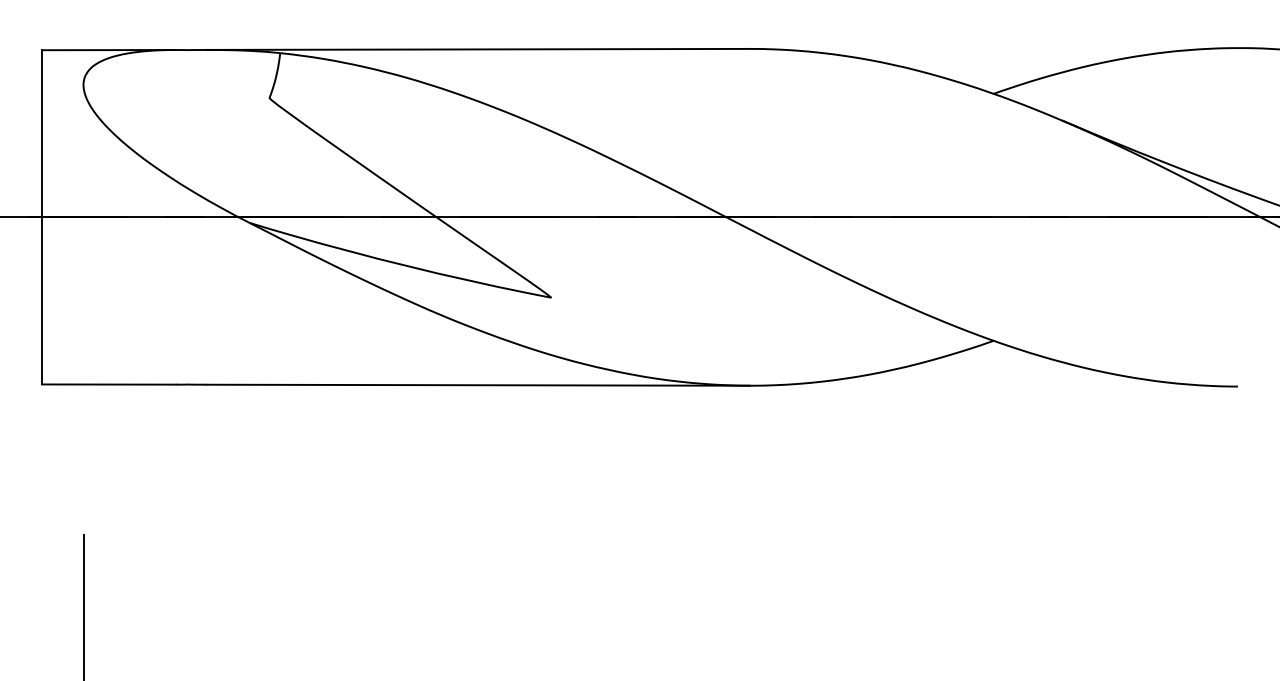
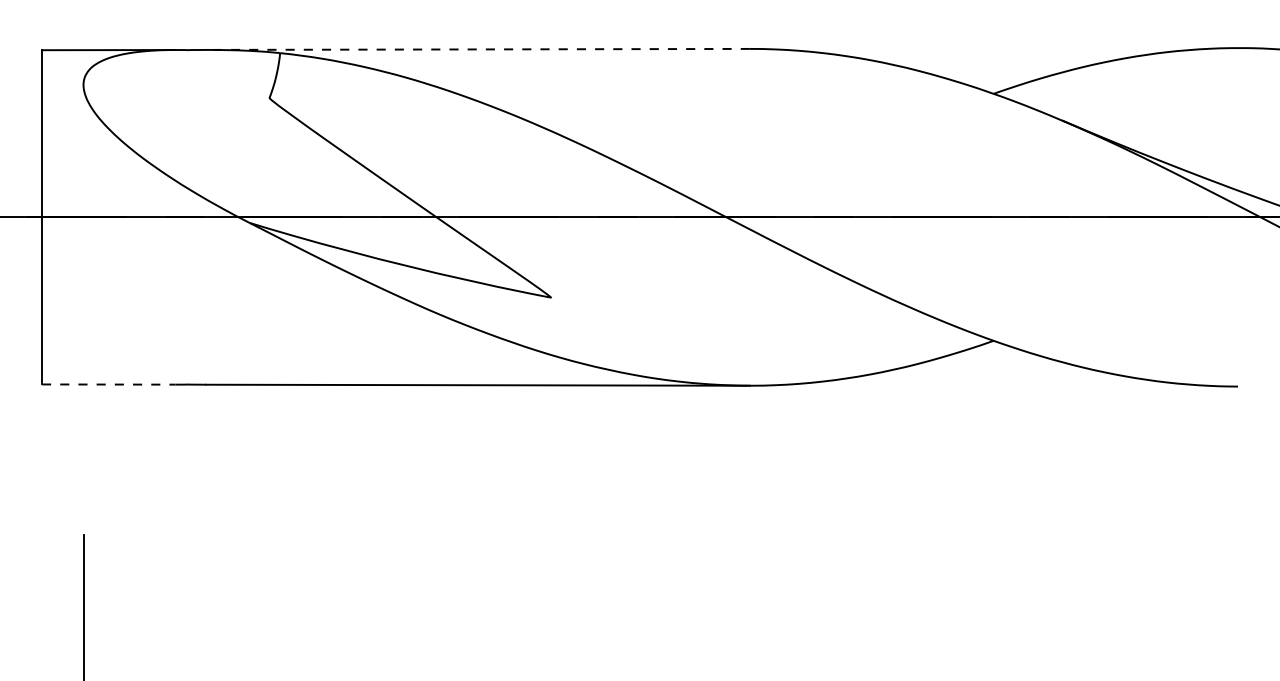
line: solid -> dashed (478, 49)
line: solid -> dashed (108, 384)
